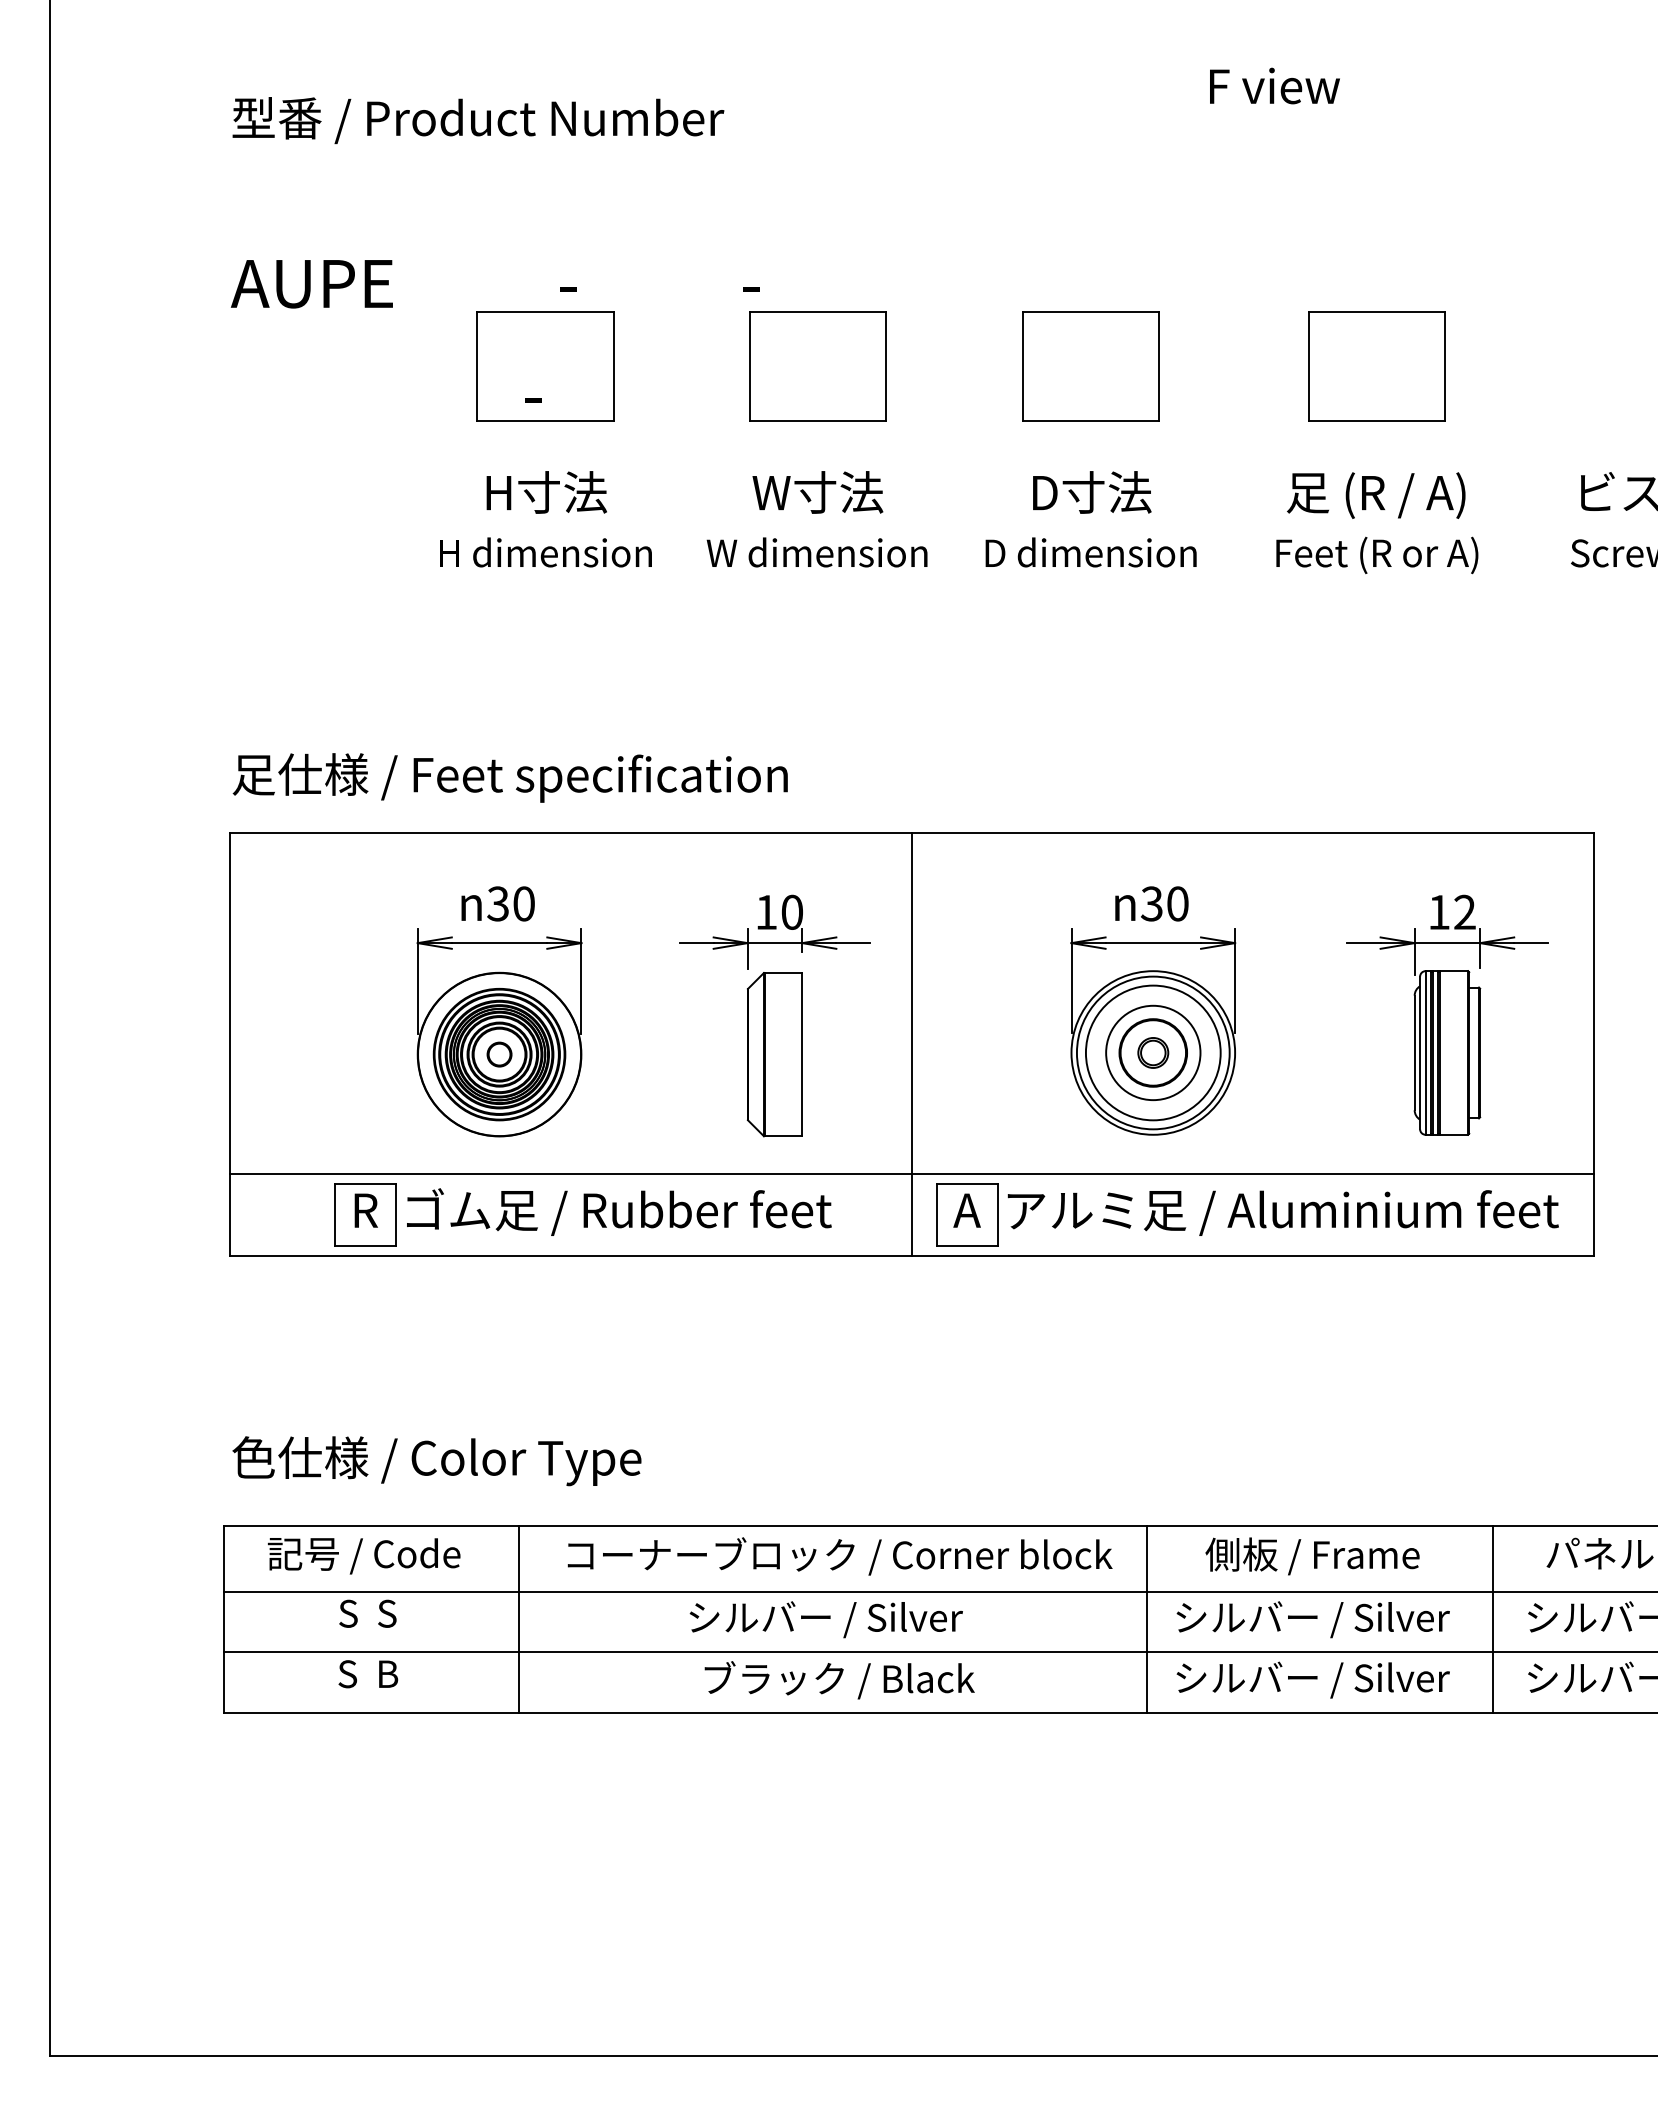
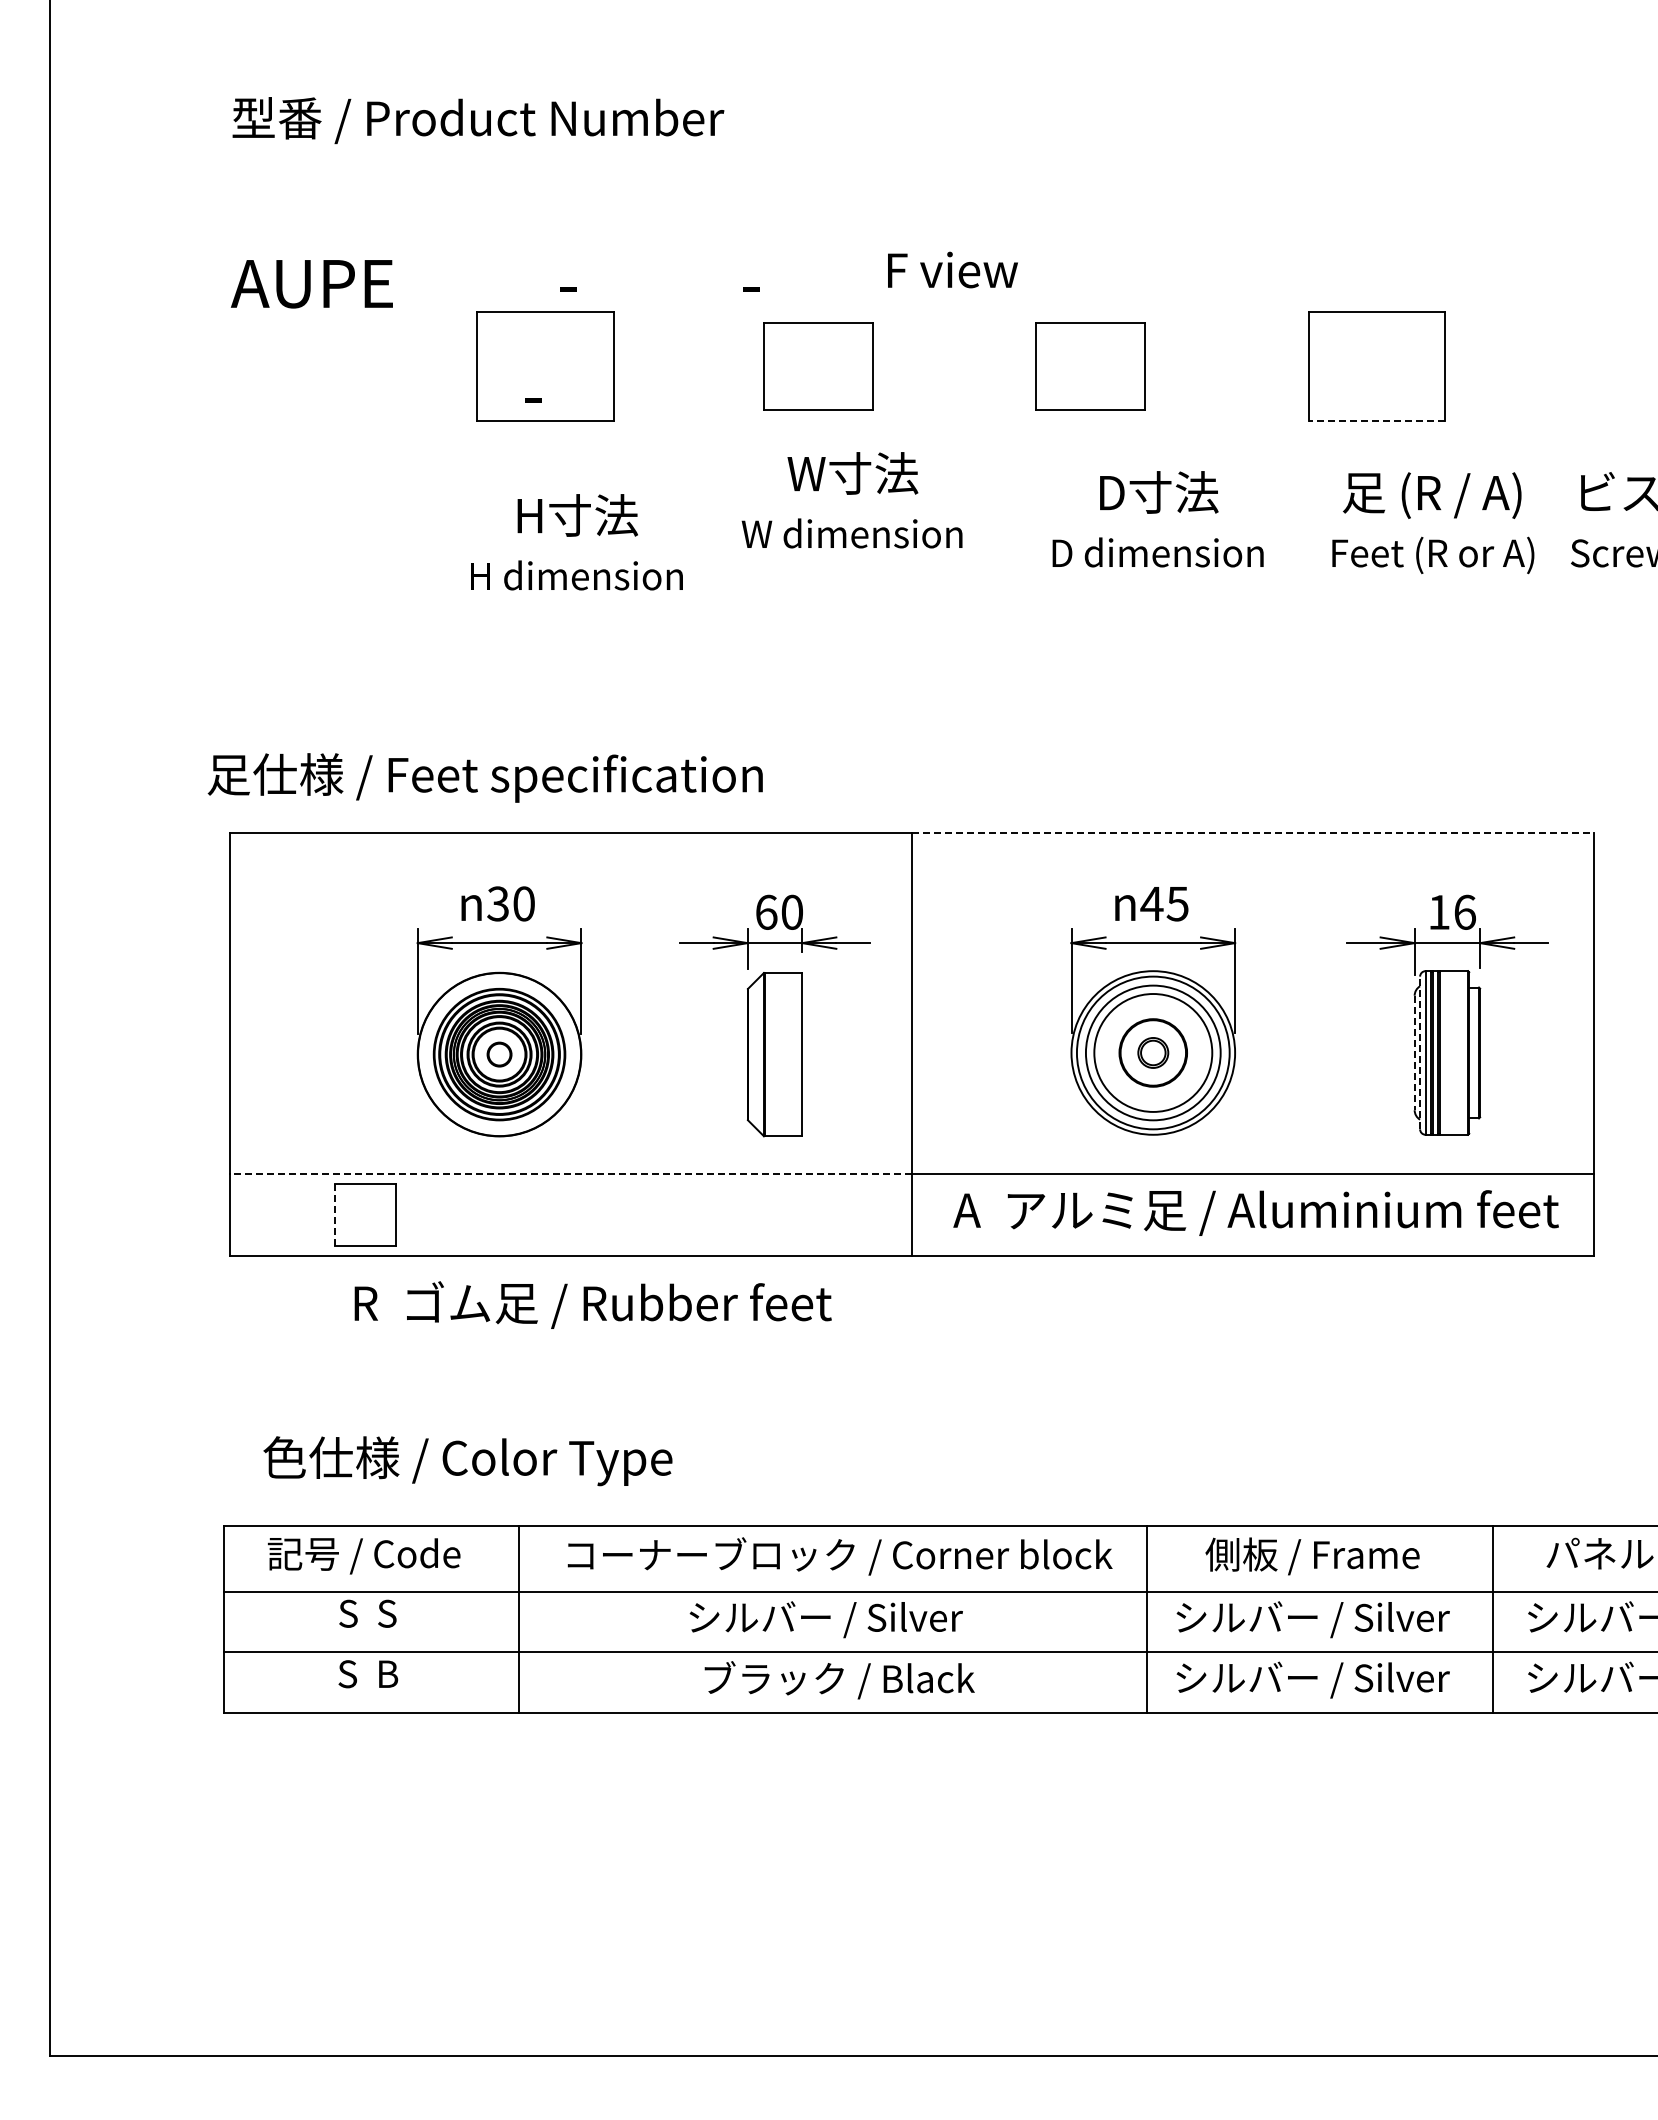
text position: (1274, 85) -> (952, 269) (952, 269)
part size: 138x111 px -> 111x89 px (818, 366)
part size: 138x111 px -> 111x89 px (1090, 366)
line: solid -> dashed (1376, 421)
text position: (545, 519) -> (576, 542) (576, 542)
text position: (816, 519) -> (851, 500) (851, 500)
text position: (1090, 519) -> (1157, 519) (1157, 519)
text position: (1377, 523) -> (1433, 523) (1433, 523)
text position: (509, 777) -> (484, 777) (484, 777)
line: solid -> dashed (1253, 833)
text: 30 -> 45 (1164, 903)
text: 10 -> 60 (766, 911)
text: 12 -> 16 (1464, 911)
circle diameter: 94 px -> 118 px (1153, 1052)
line: solid -> dashed (1420, 1052)
line: solid -> dashed (1414, 1053)
line: solid -> dashed (571, 1174)
text position: (592, 1211) -> (592, 1304) (592, 1304)
part: present -> none (967, 1214)
line: solid -> dashed (335, 1215)
text position: (436, 1461) -> (467, 1461) (467, 1461)
